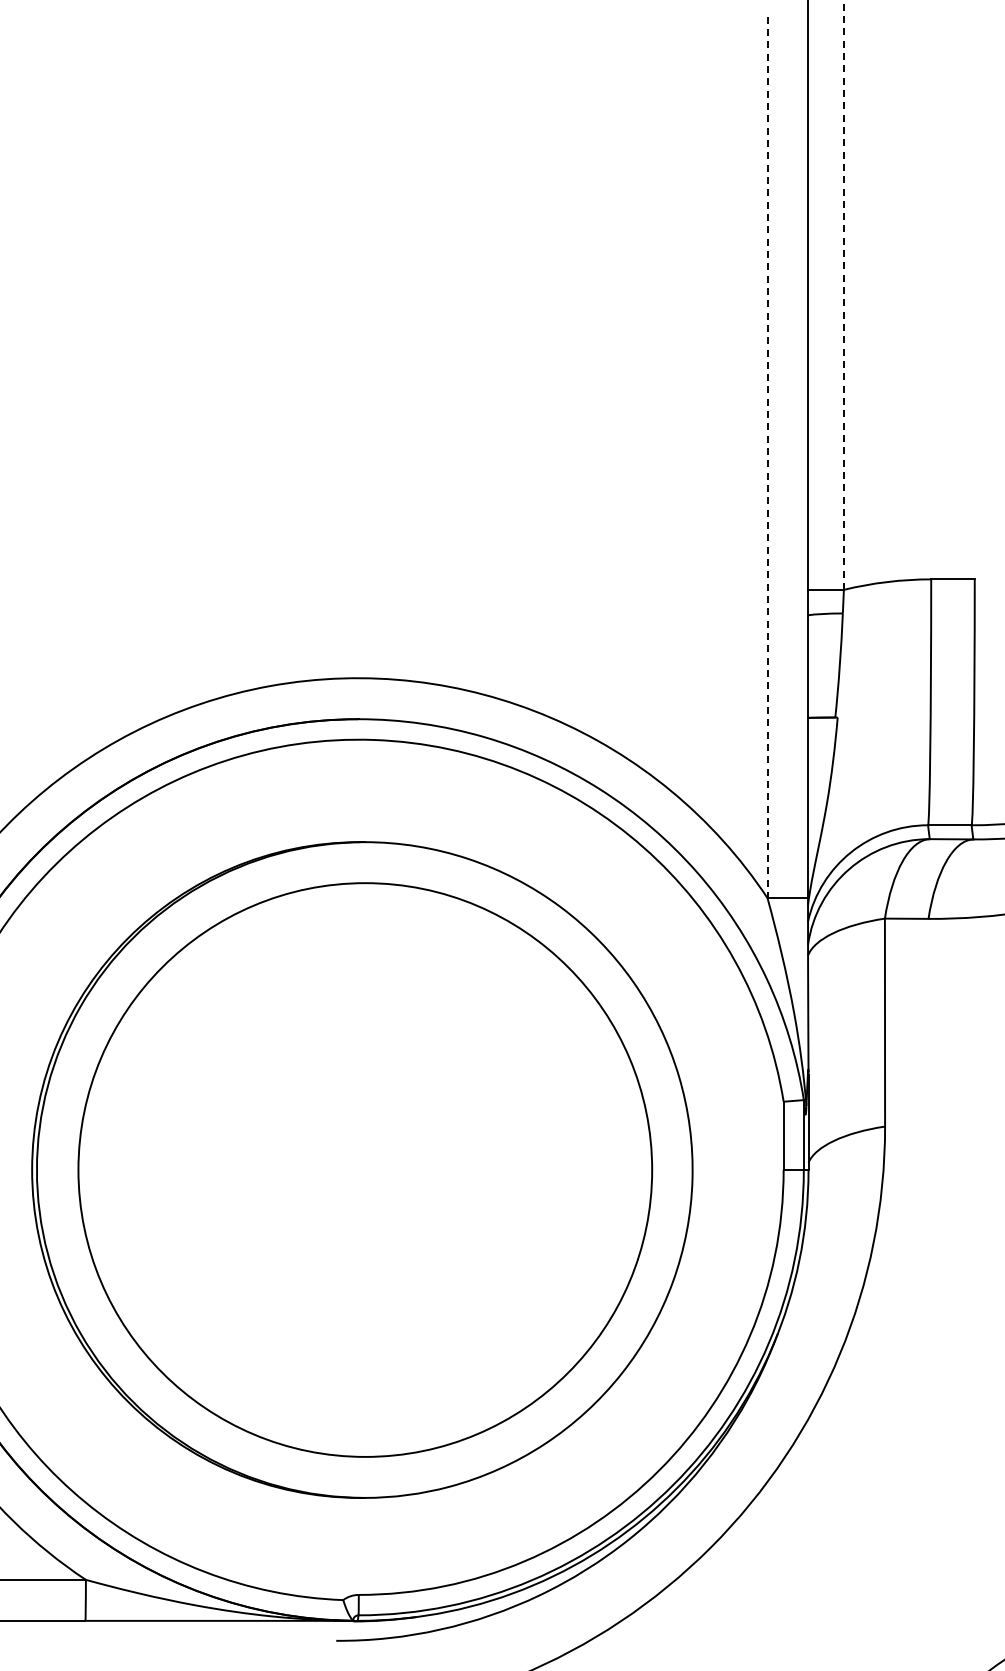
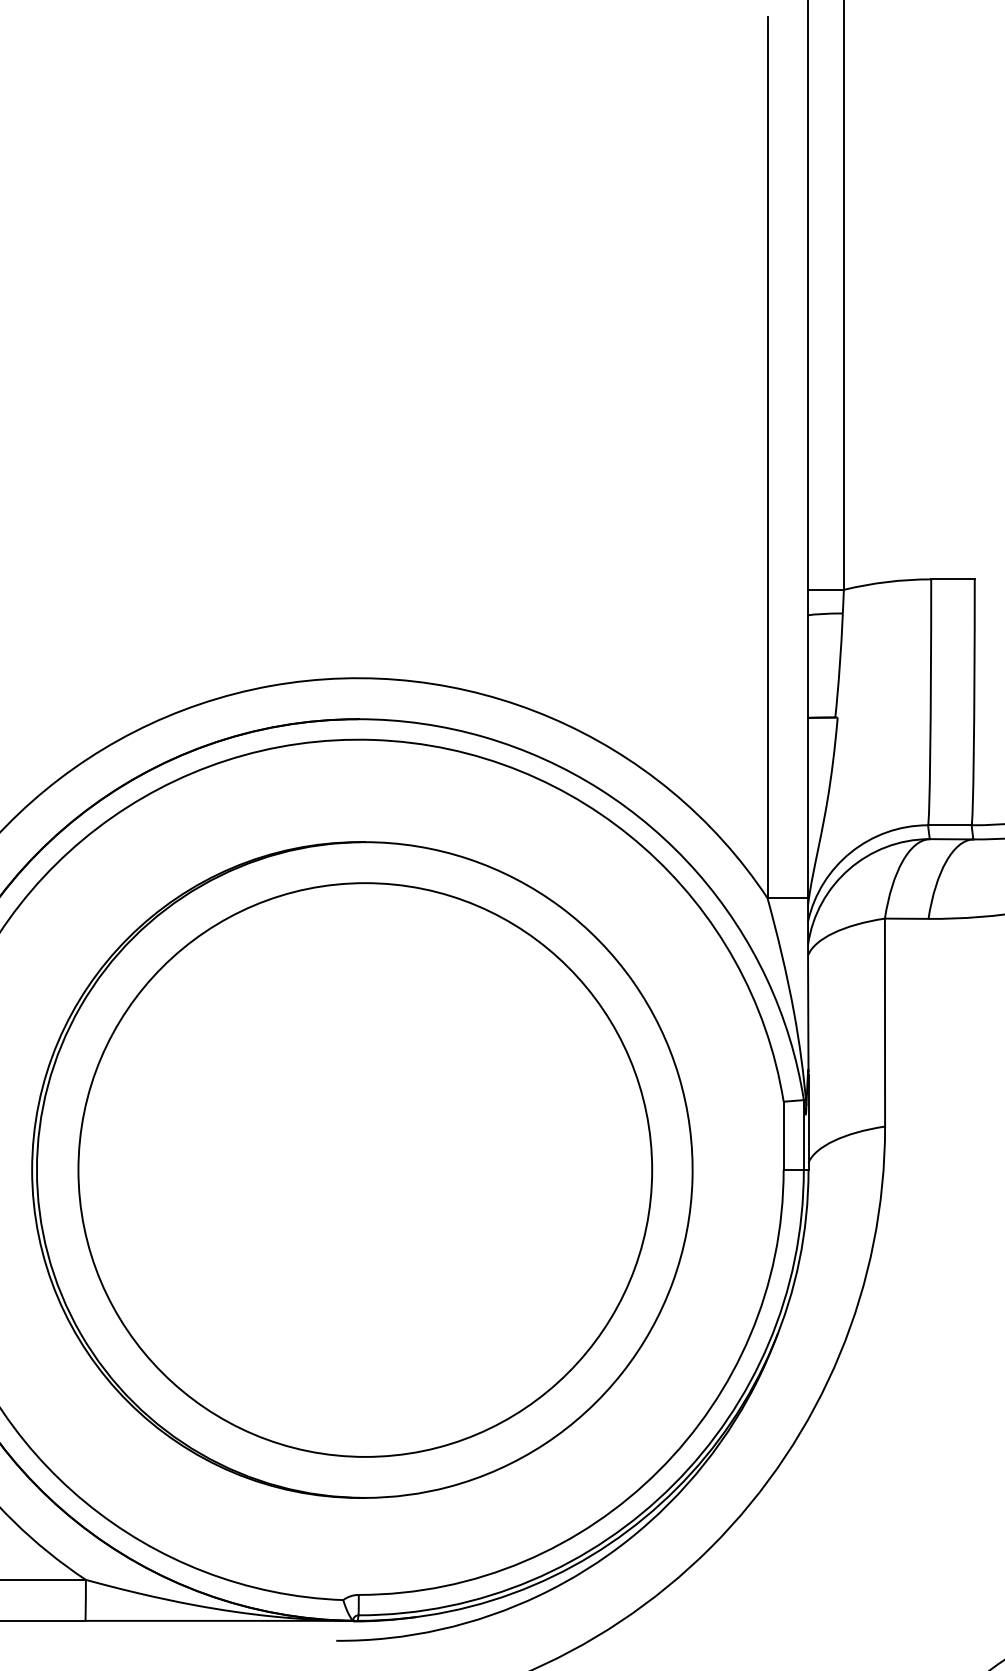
line: dashed -> solid (843, 295)
line: dashed -> solid (767, 457)
